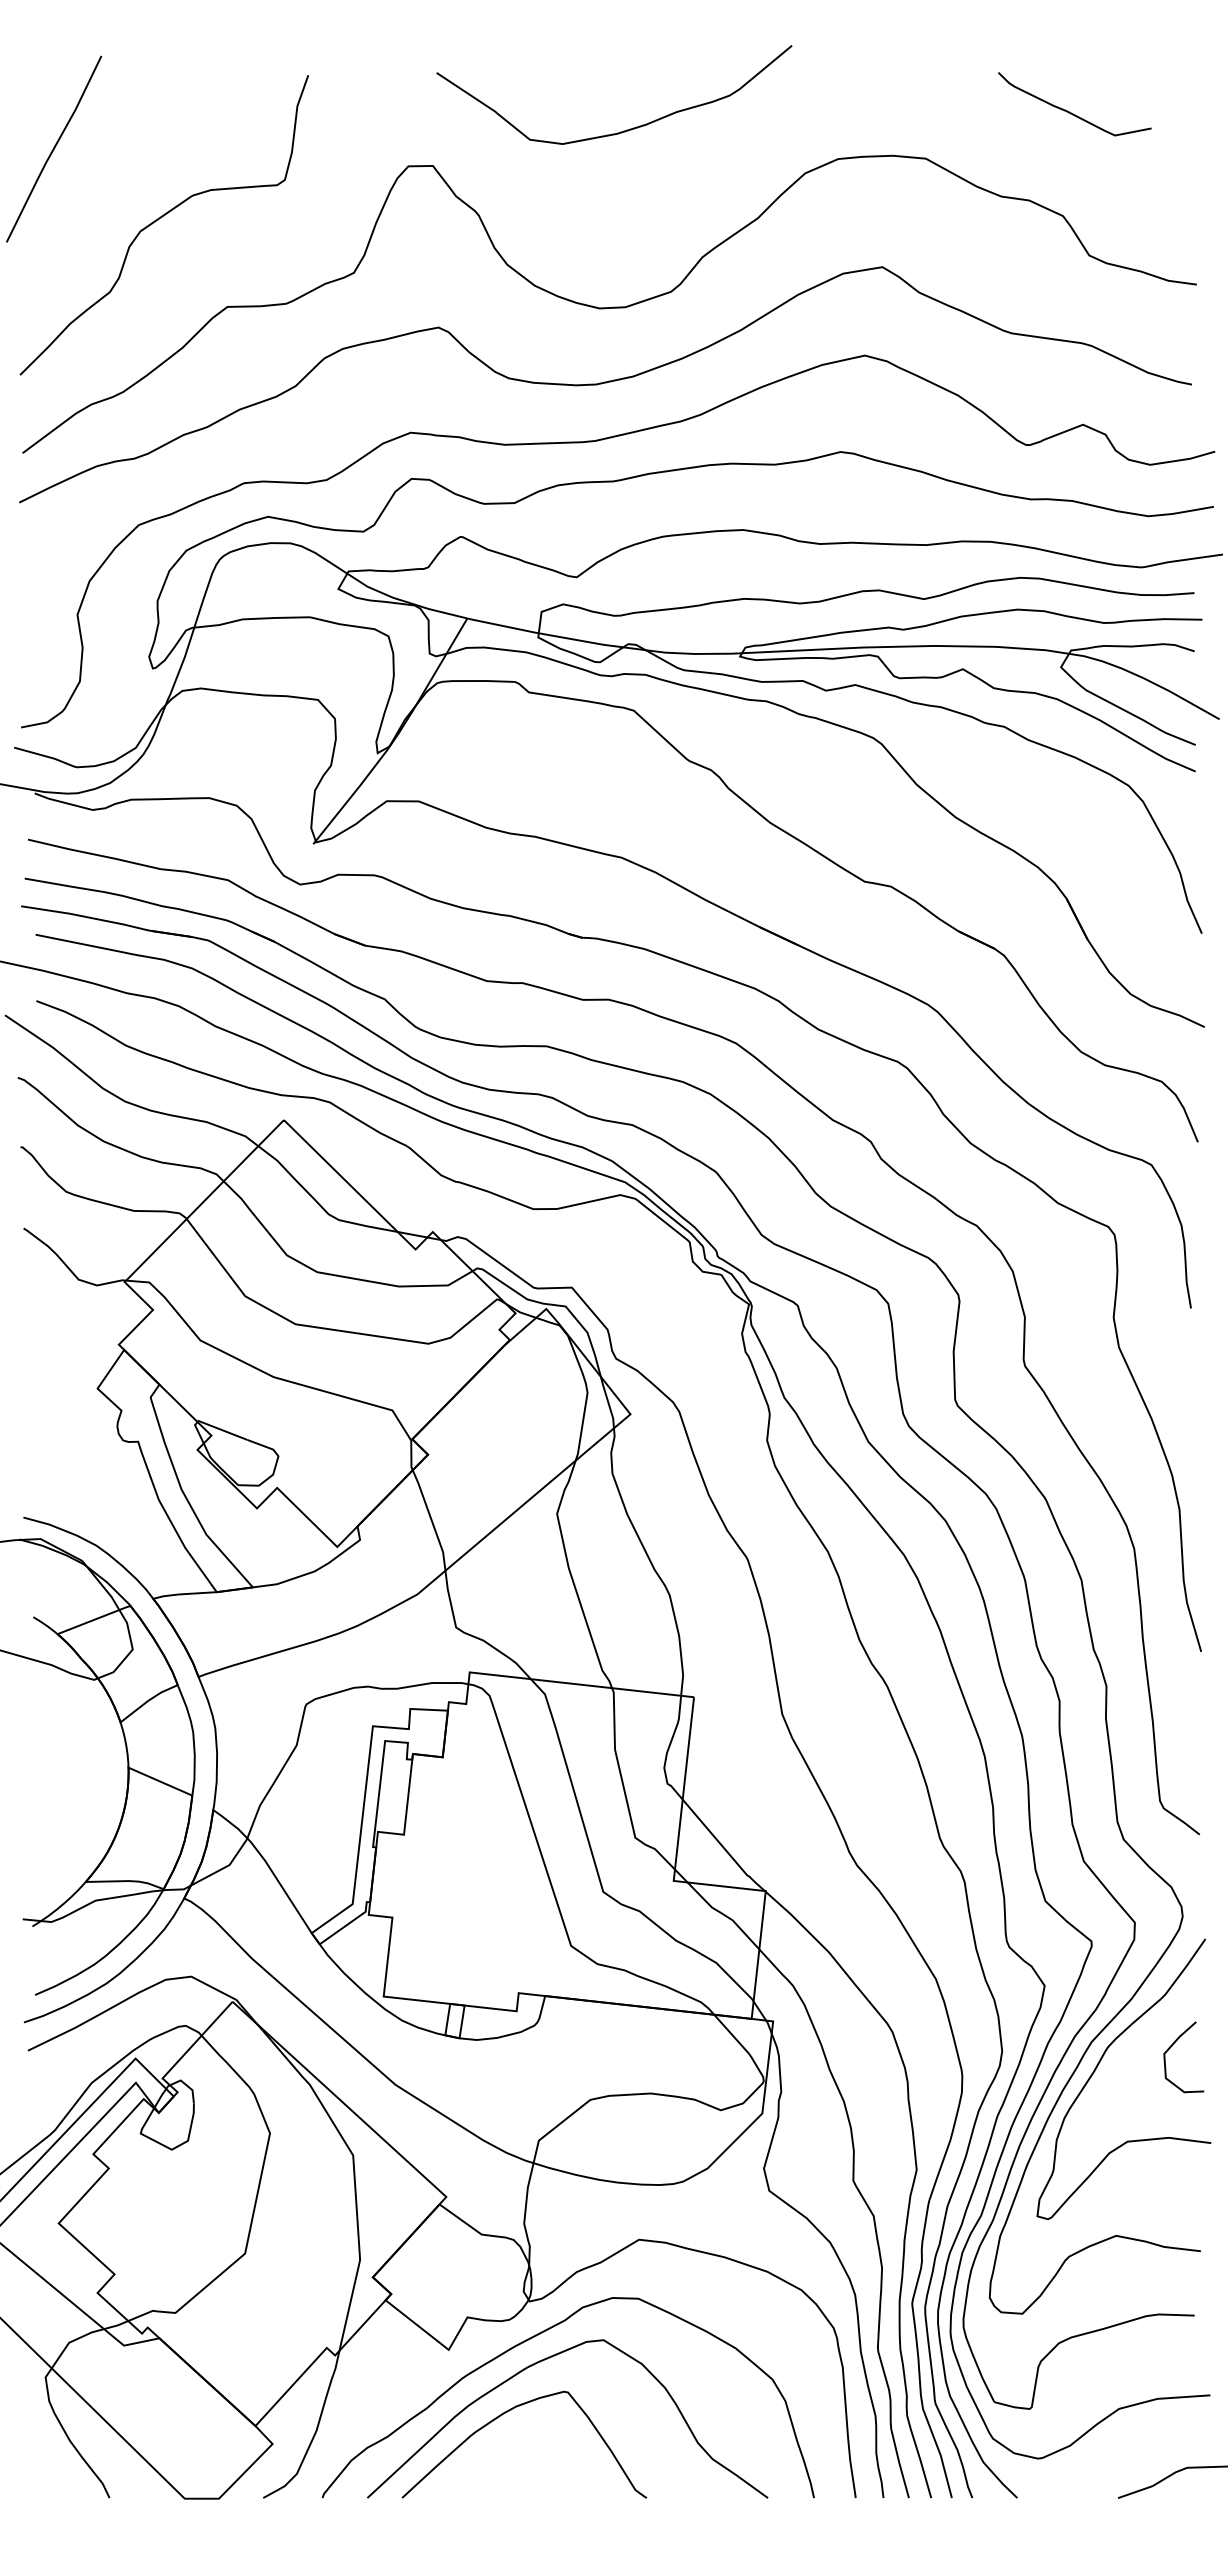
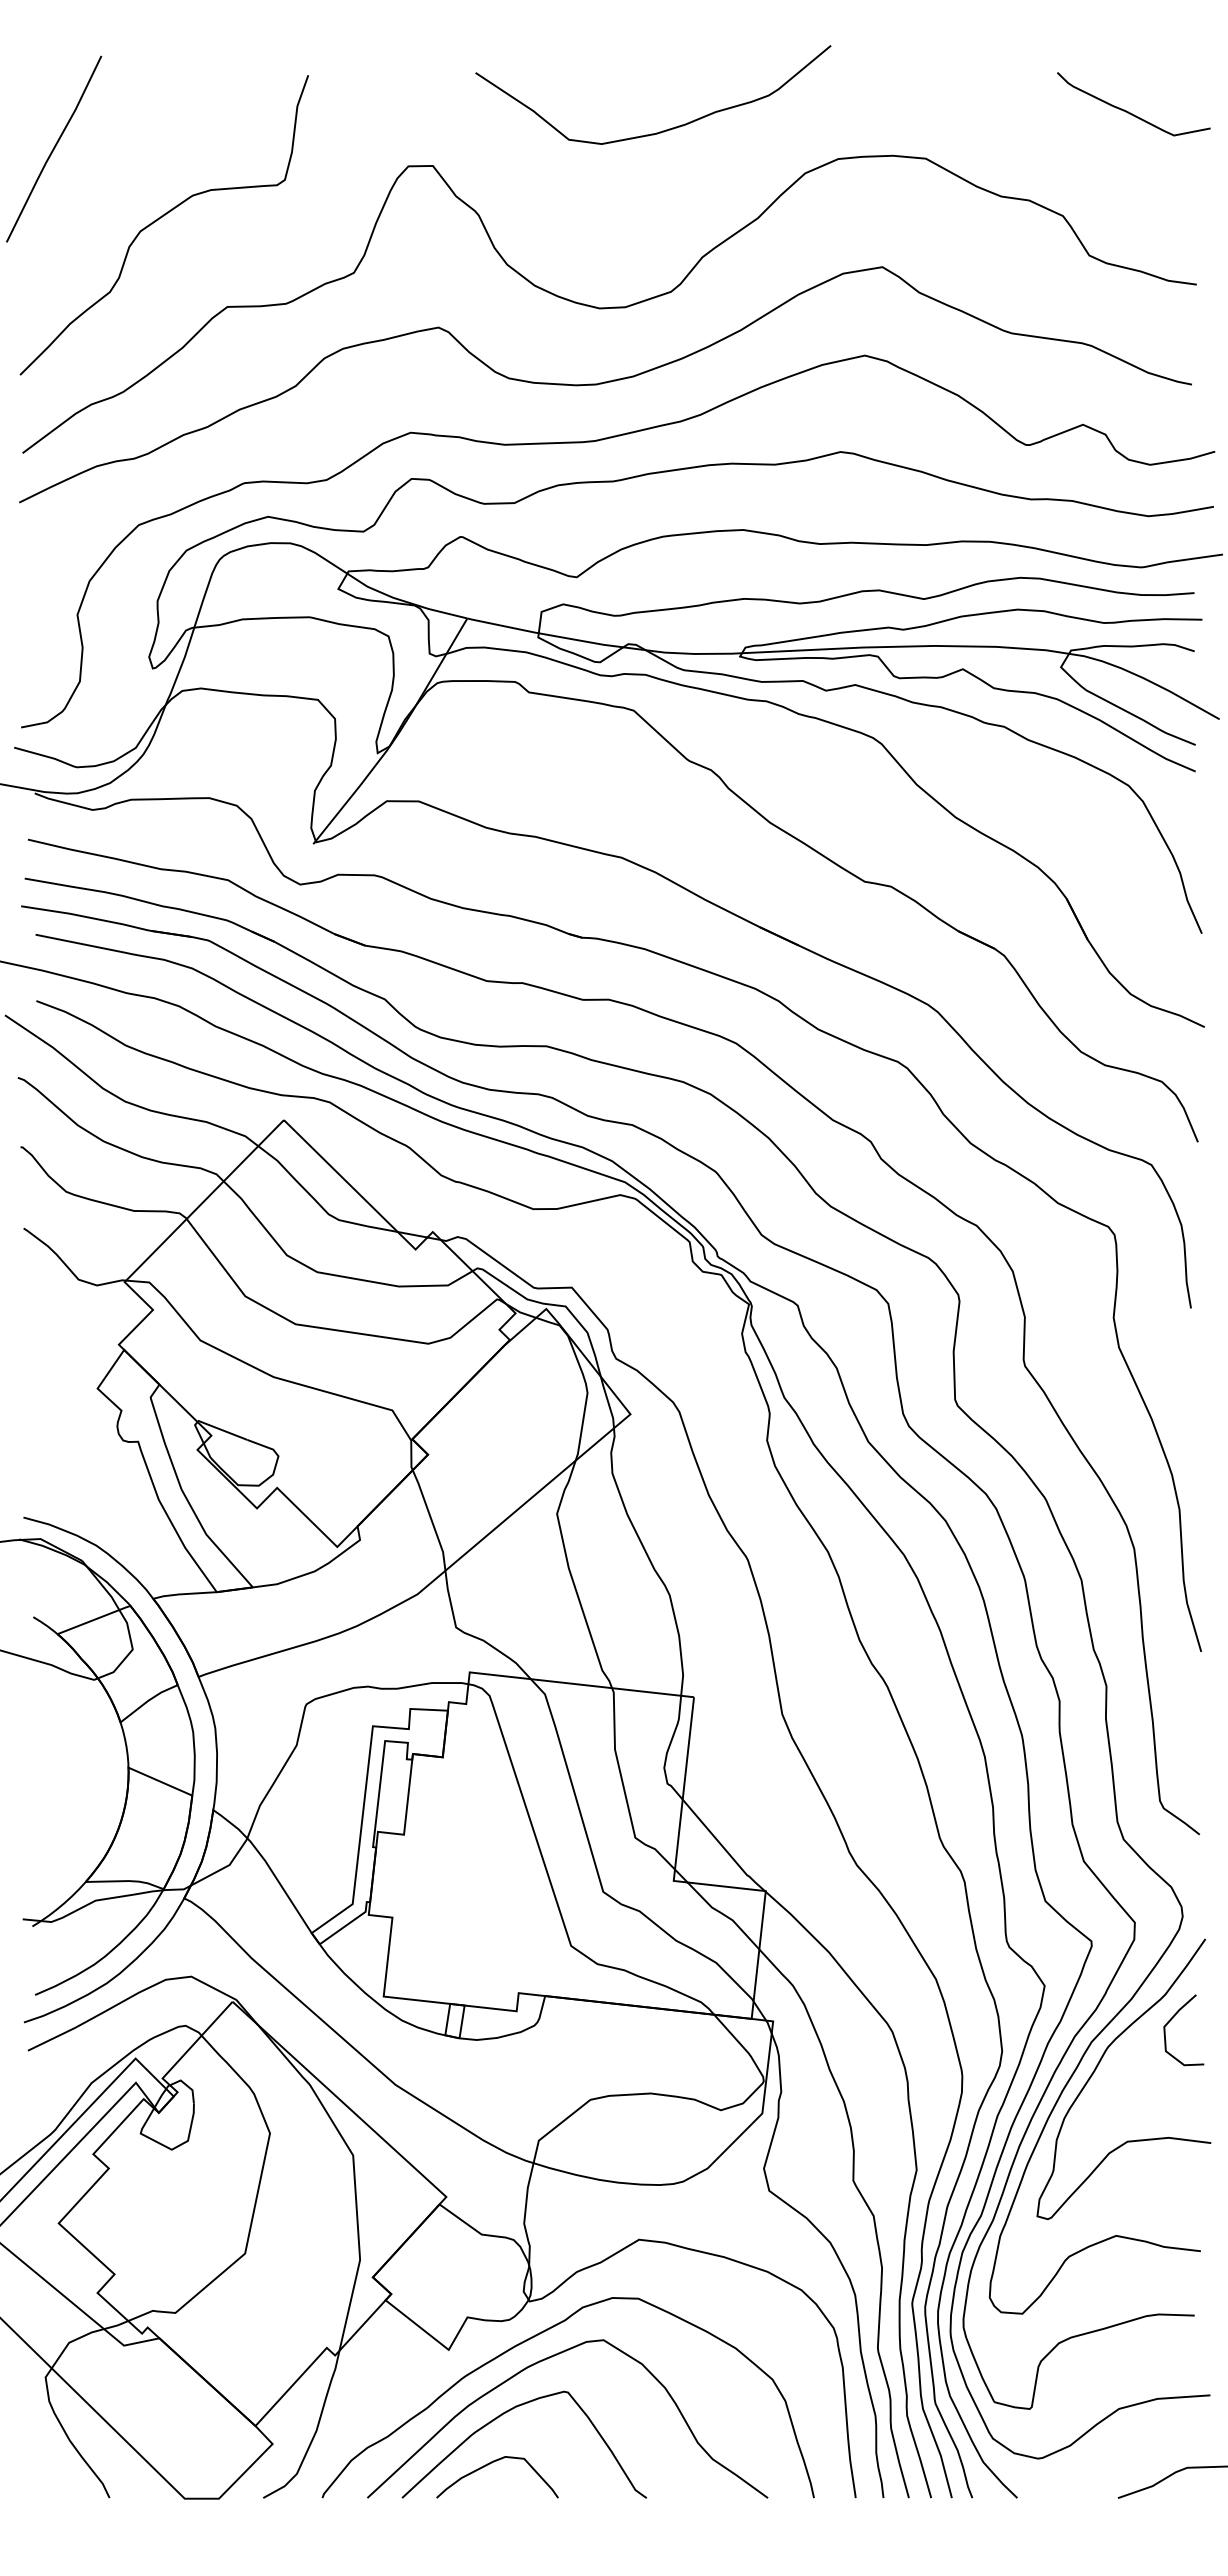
curve position: (1071, 112) -> (1130, 112) (1130, 112)
curve position: (626, 129) -> (665, 129) (665, 129)
curve position: (1172, 2046) -> (1172, 2019) (1172, 2019)
curve: none -> present (490, 2464)
